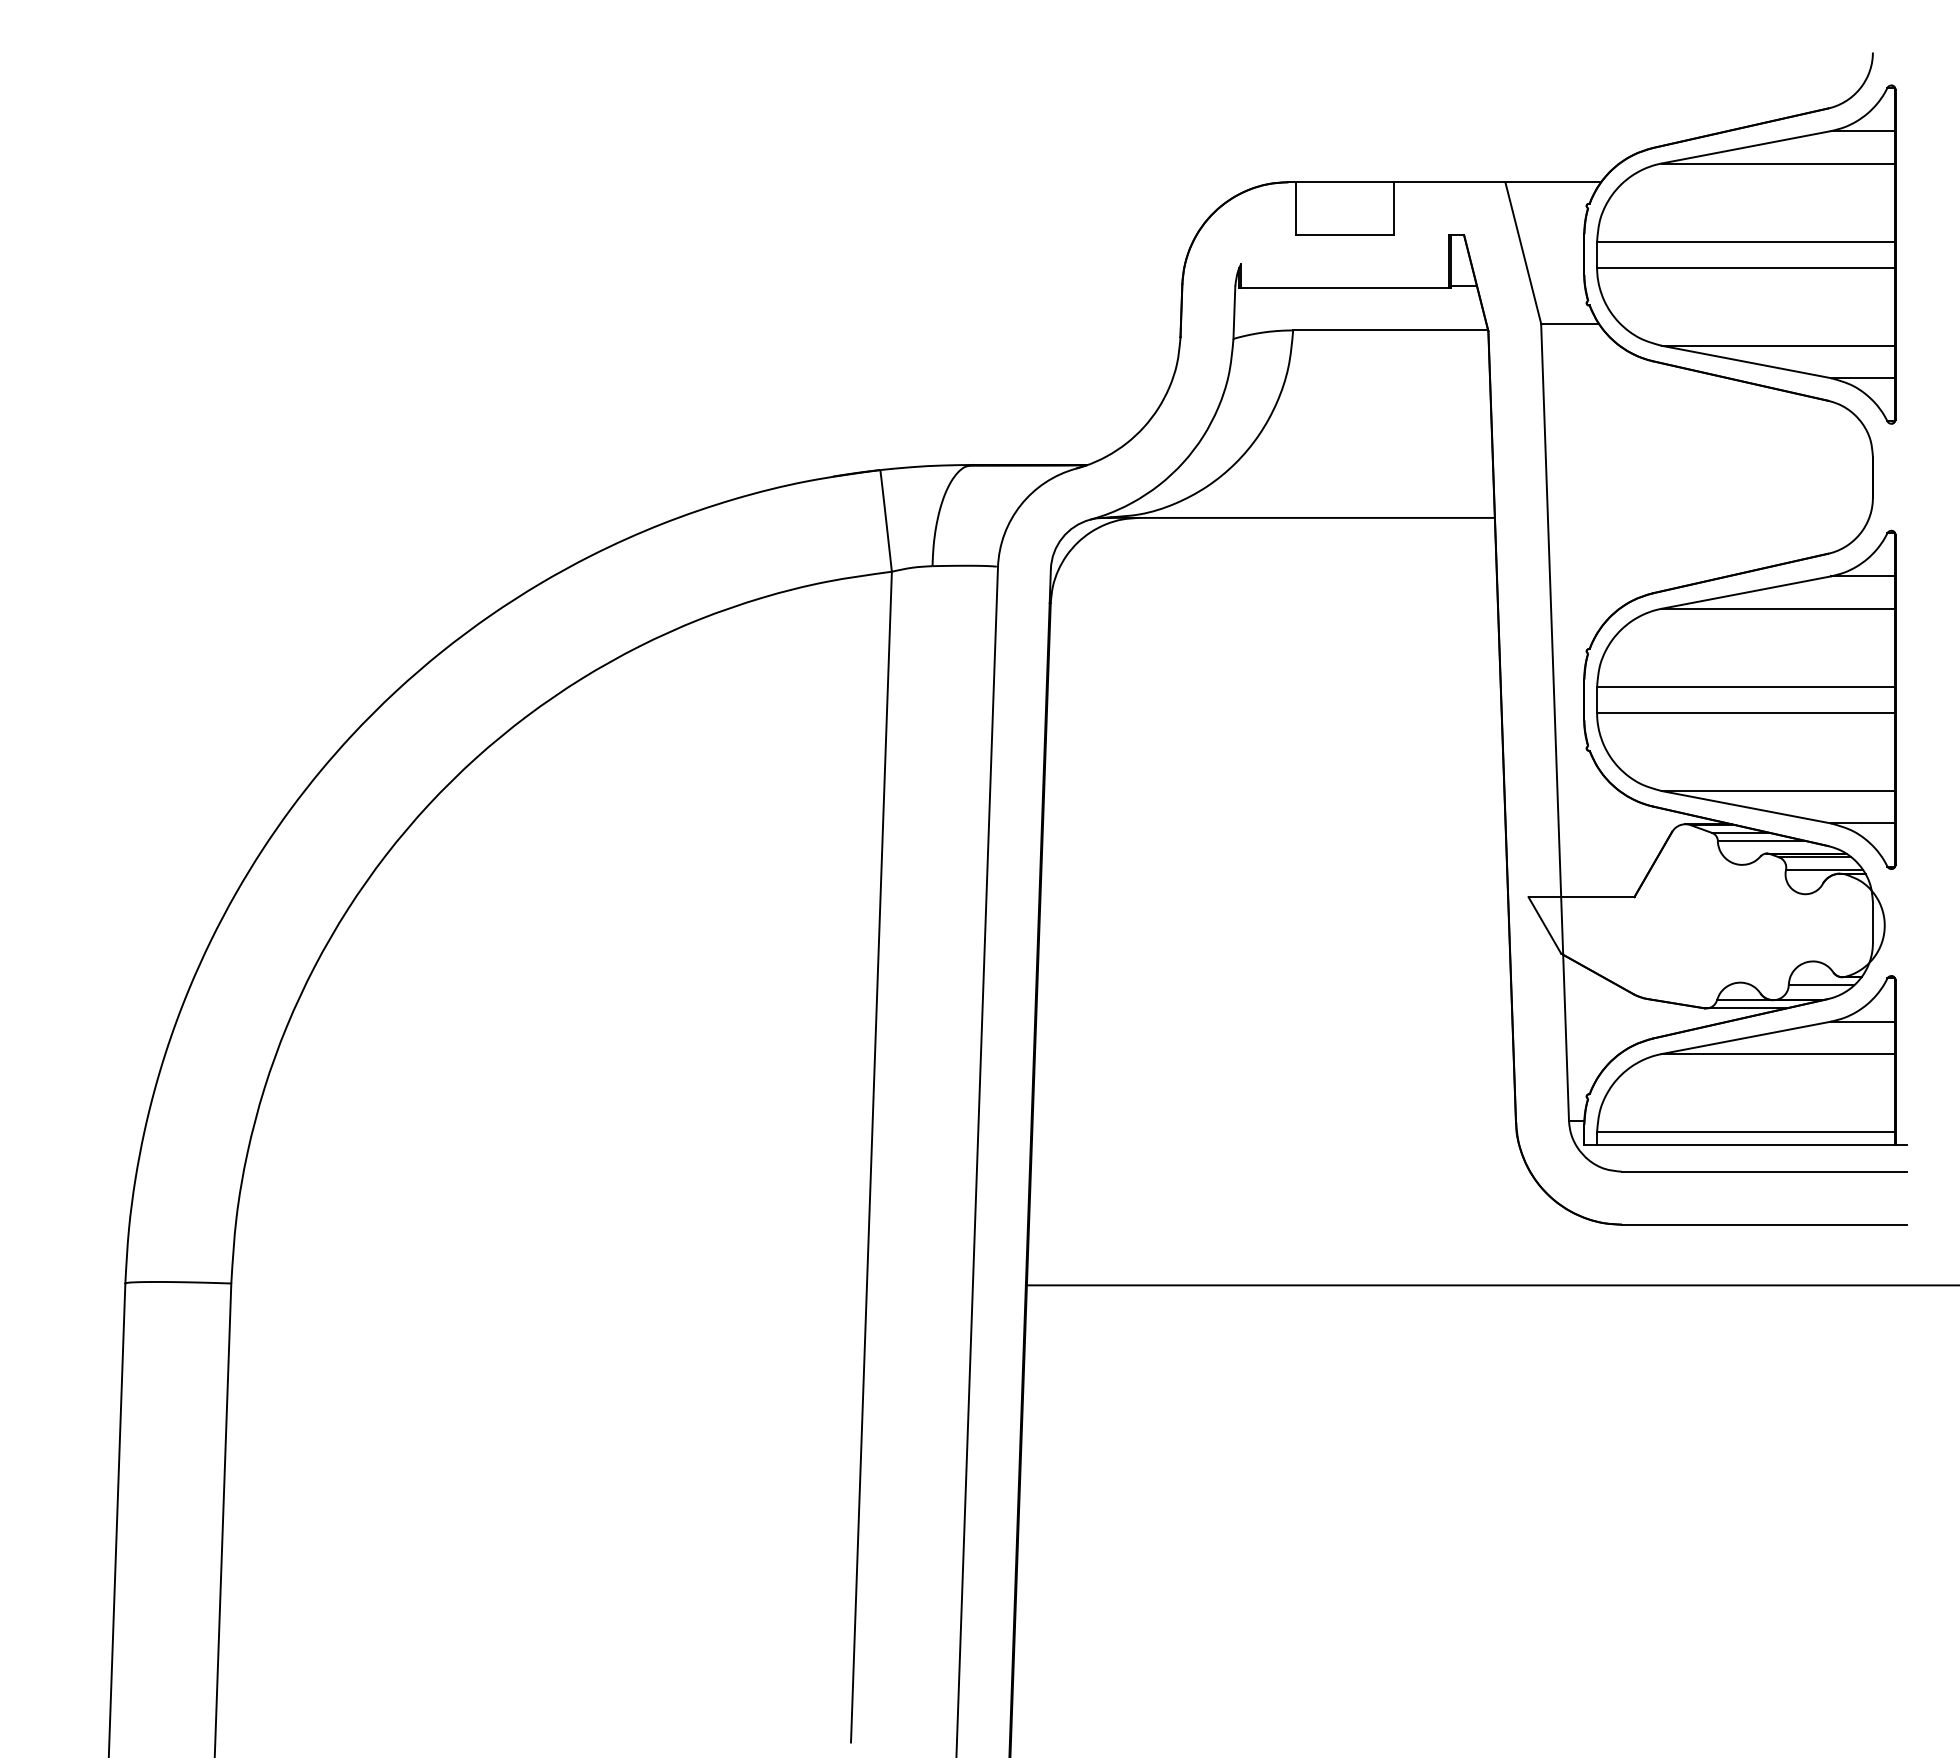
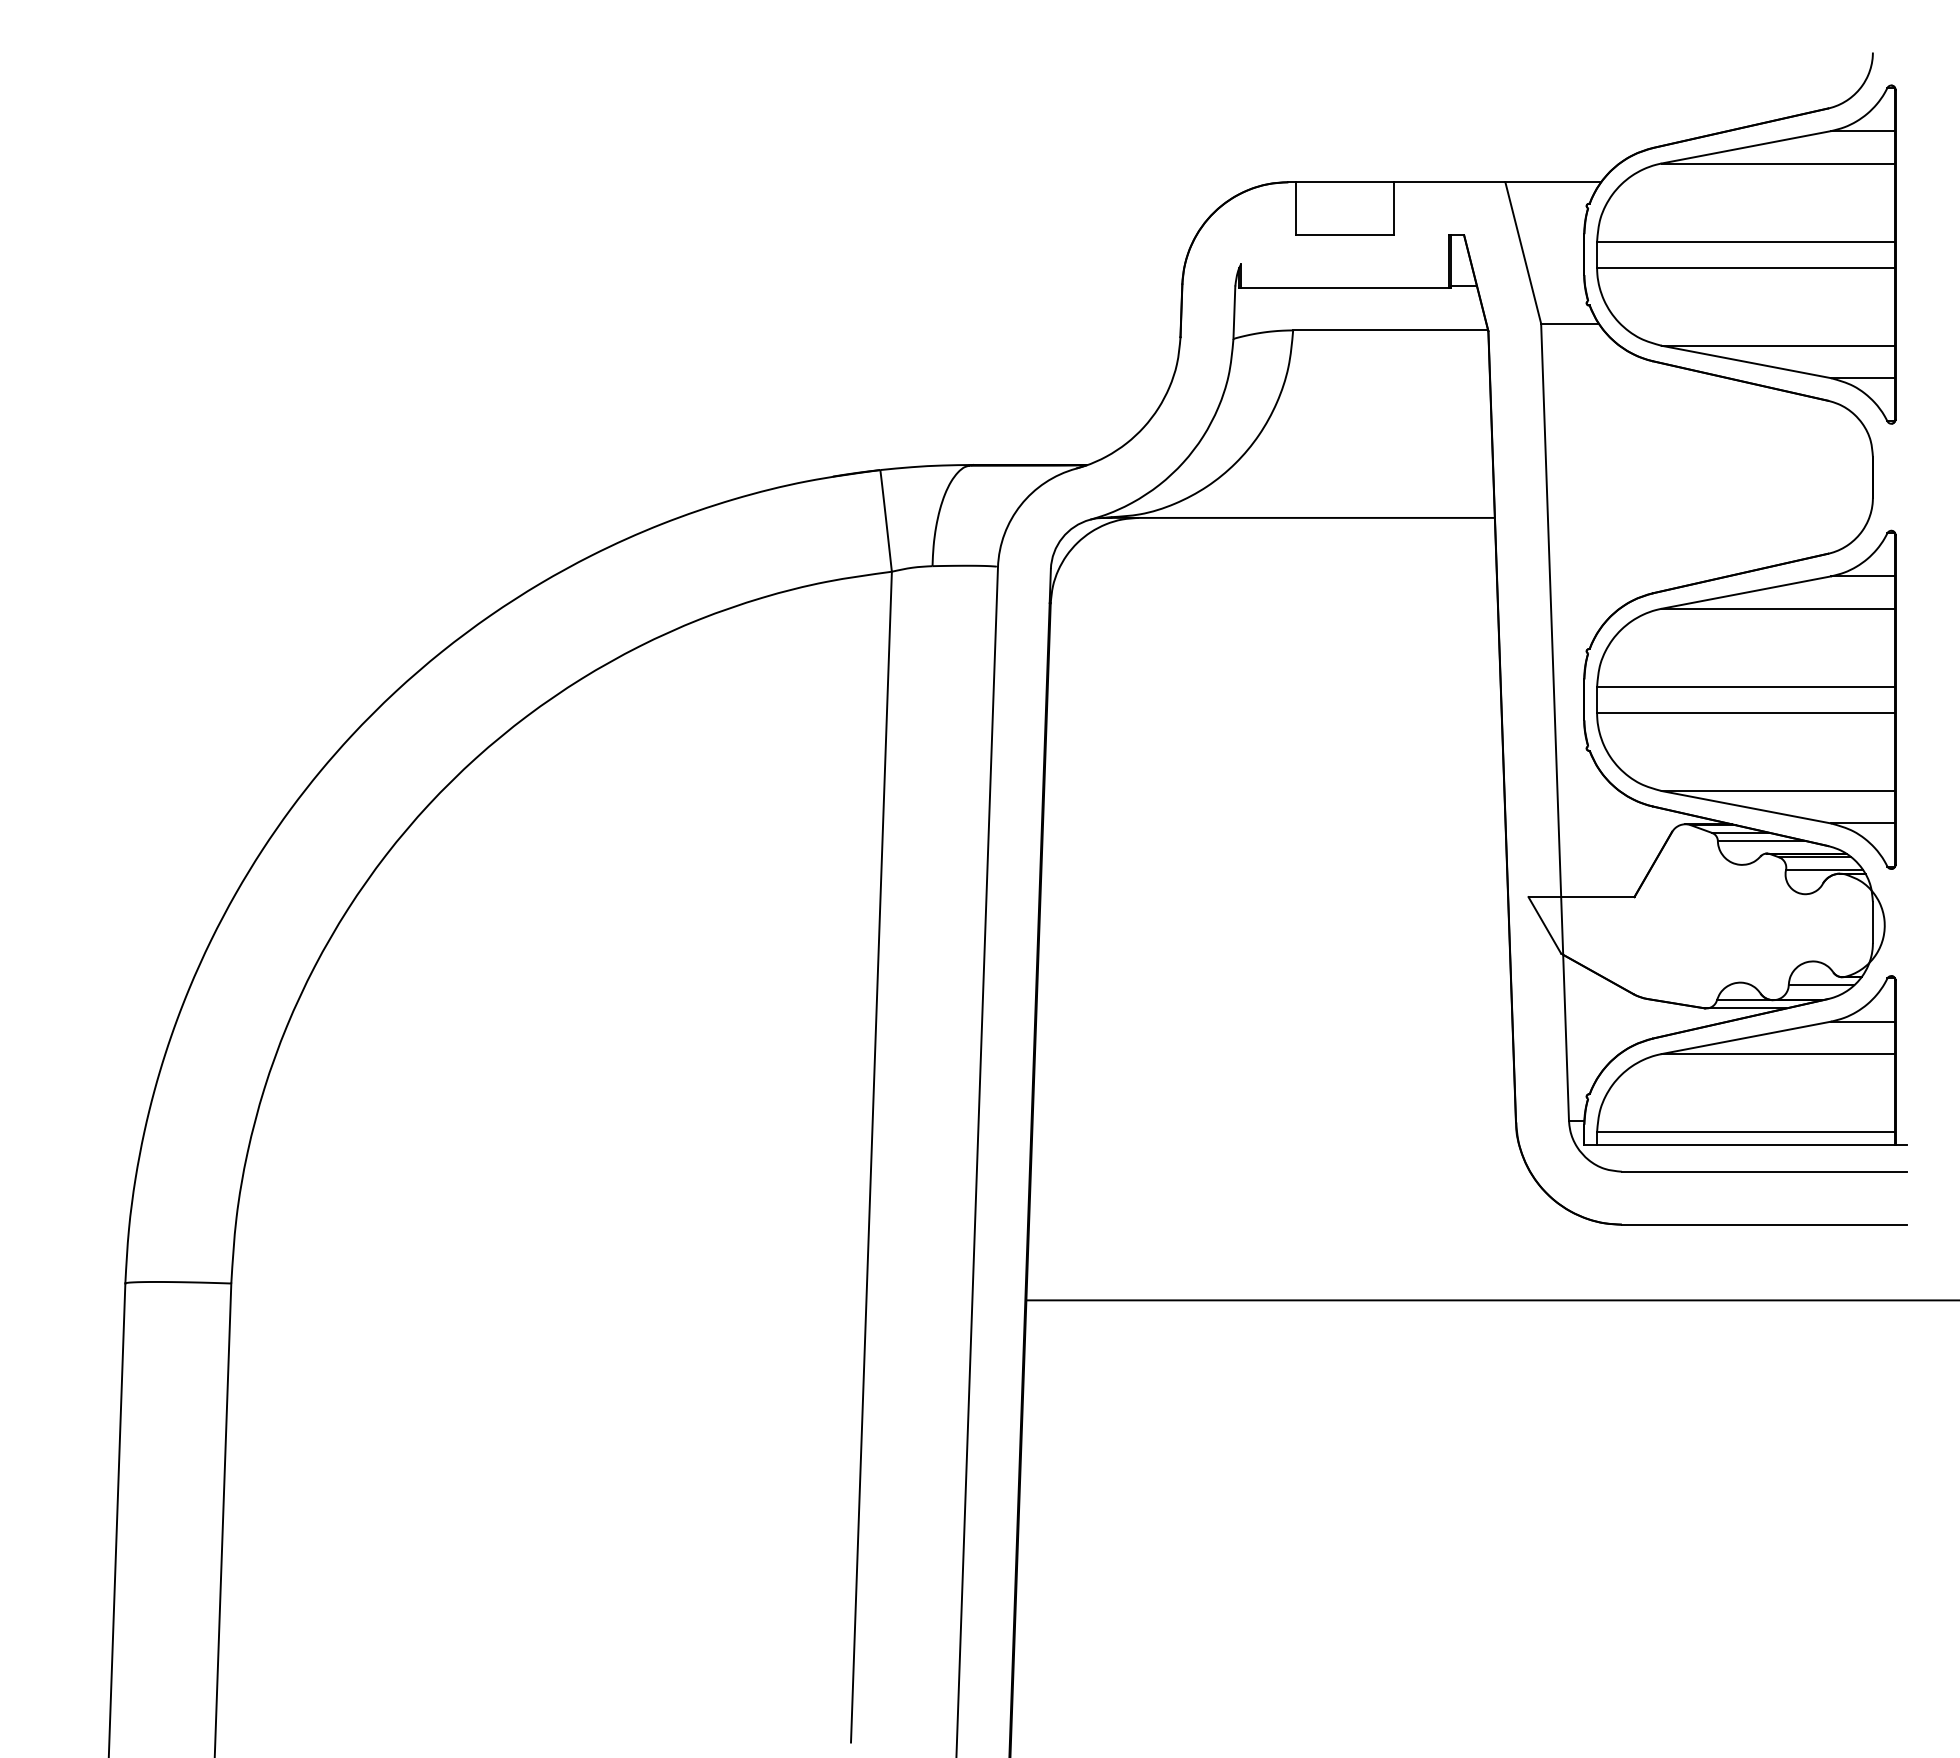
line position: (1491, 1285) -> (1491, 1300) (1491, 1300)
